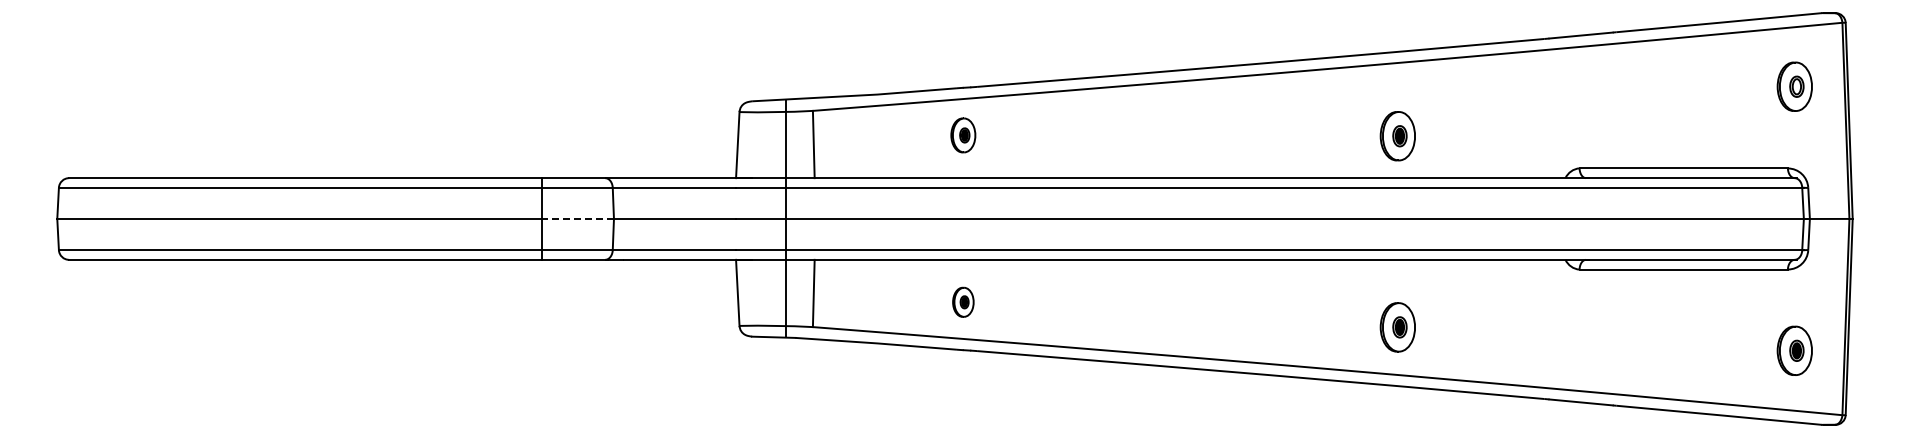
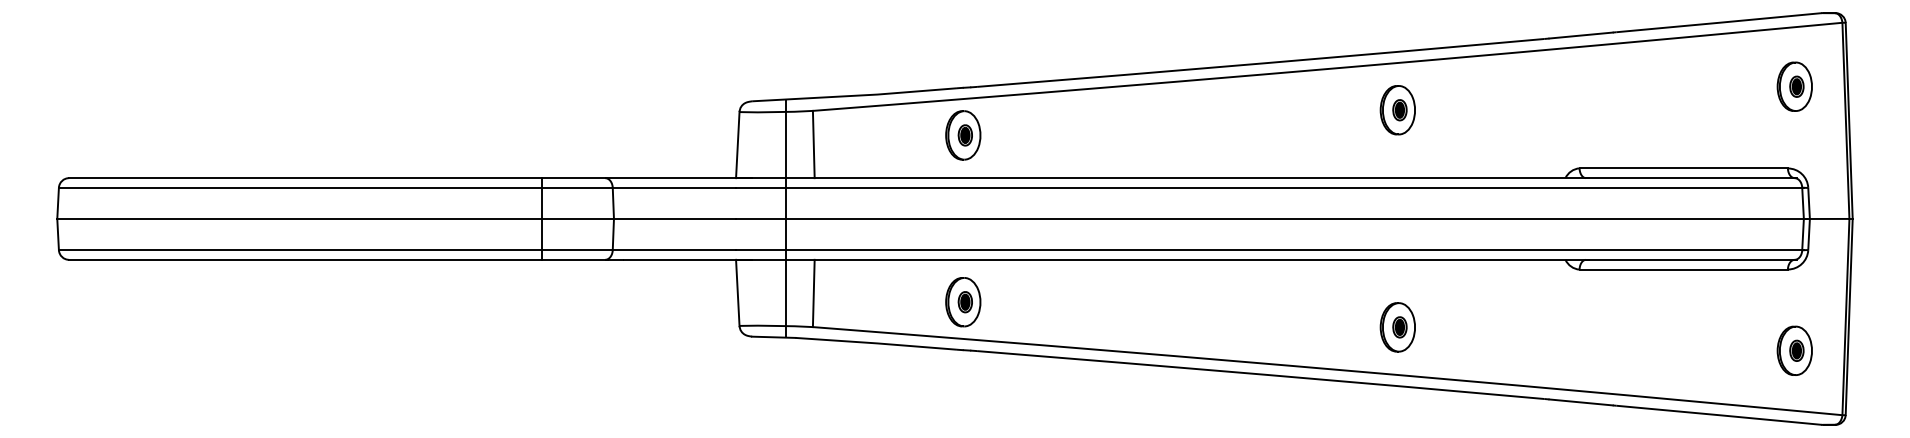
fill: none -> present (1796, 86)
part size: 27x37 px -> 37x51 px (963, 135)
part position: (1397, 136) -> (1397, 110) (1397, 110)
line: dashed -> solid (578, 219)
part size: 23x32 px -> 37x51 px (963, 302)
